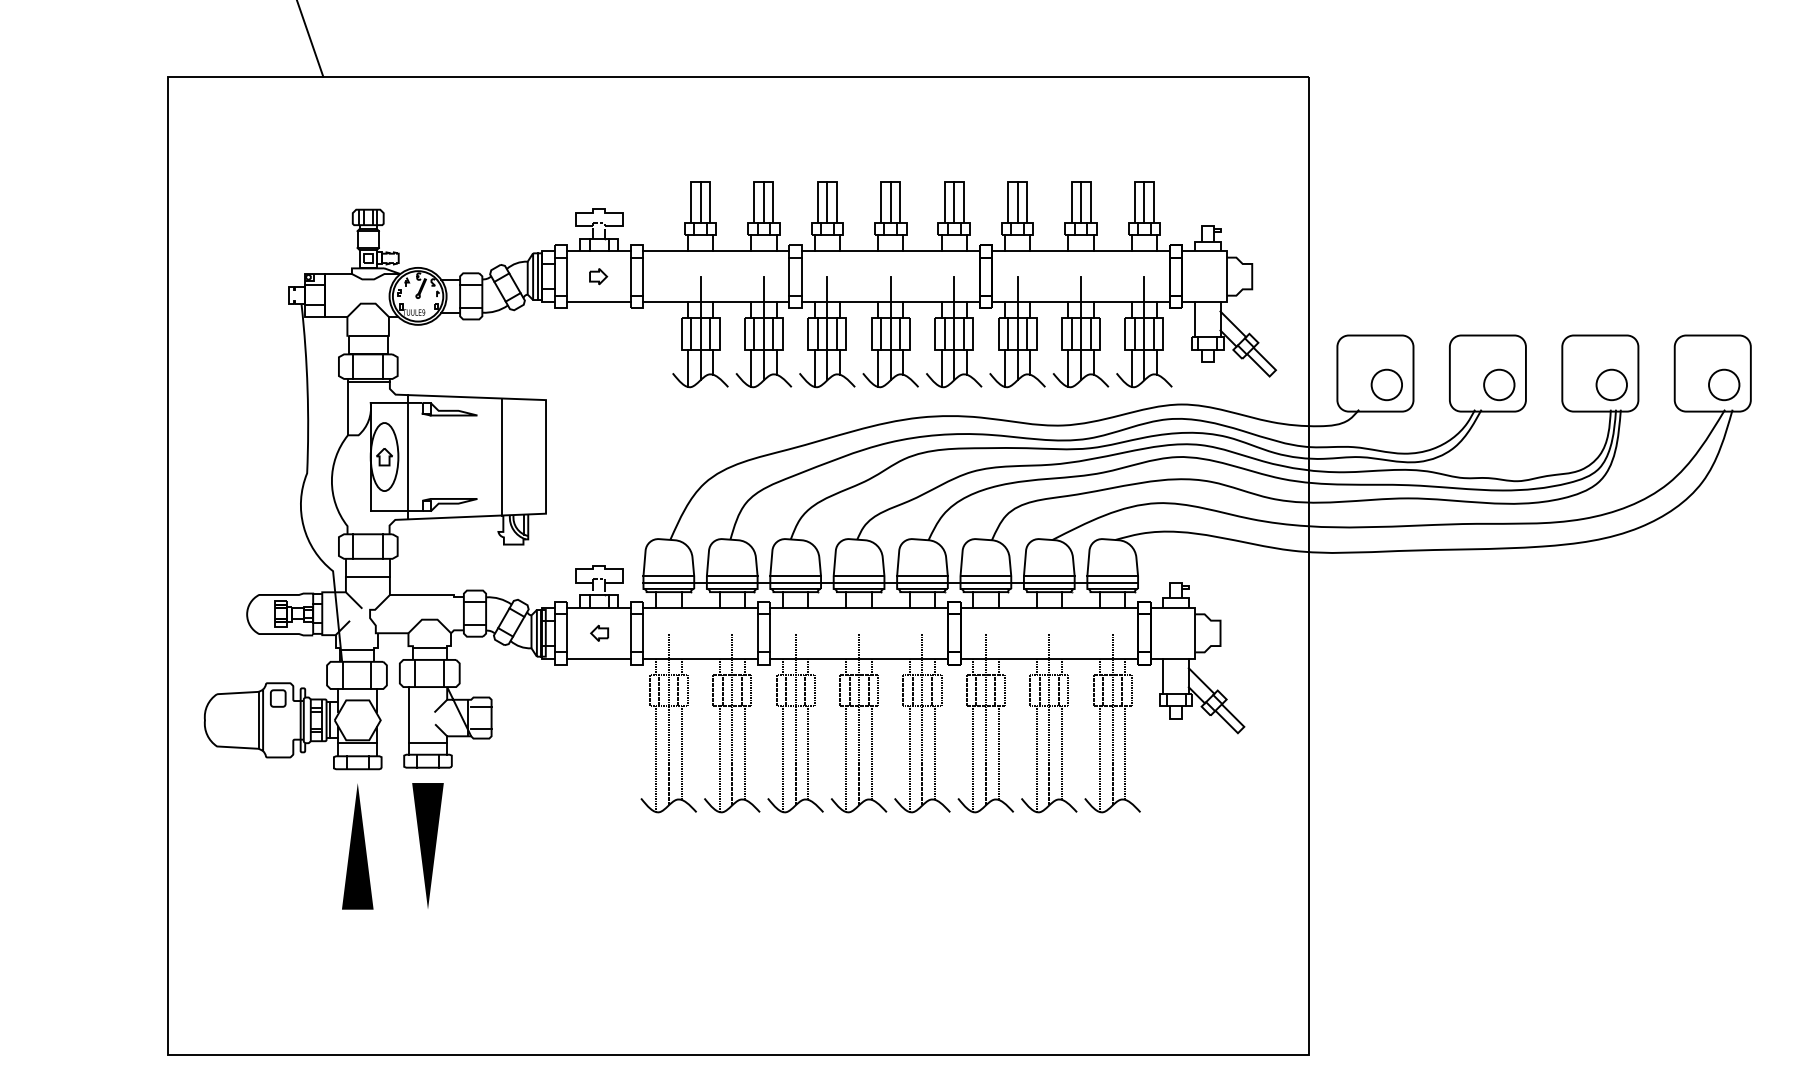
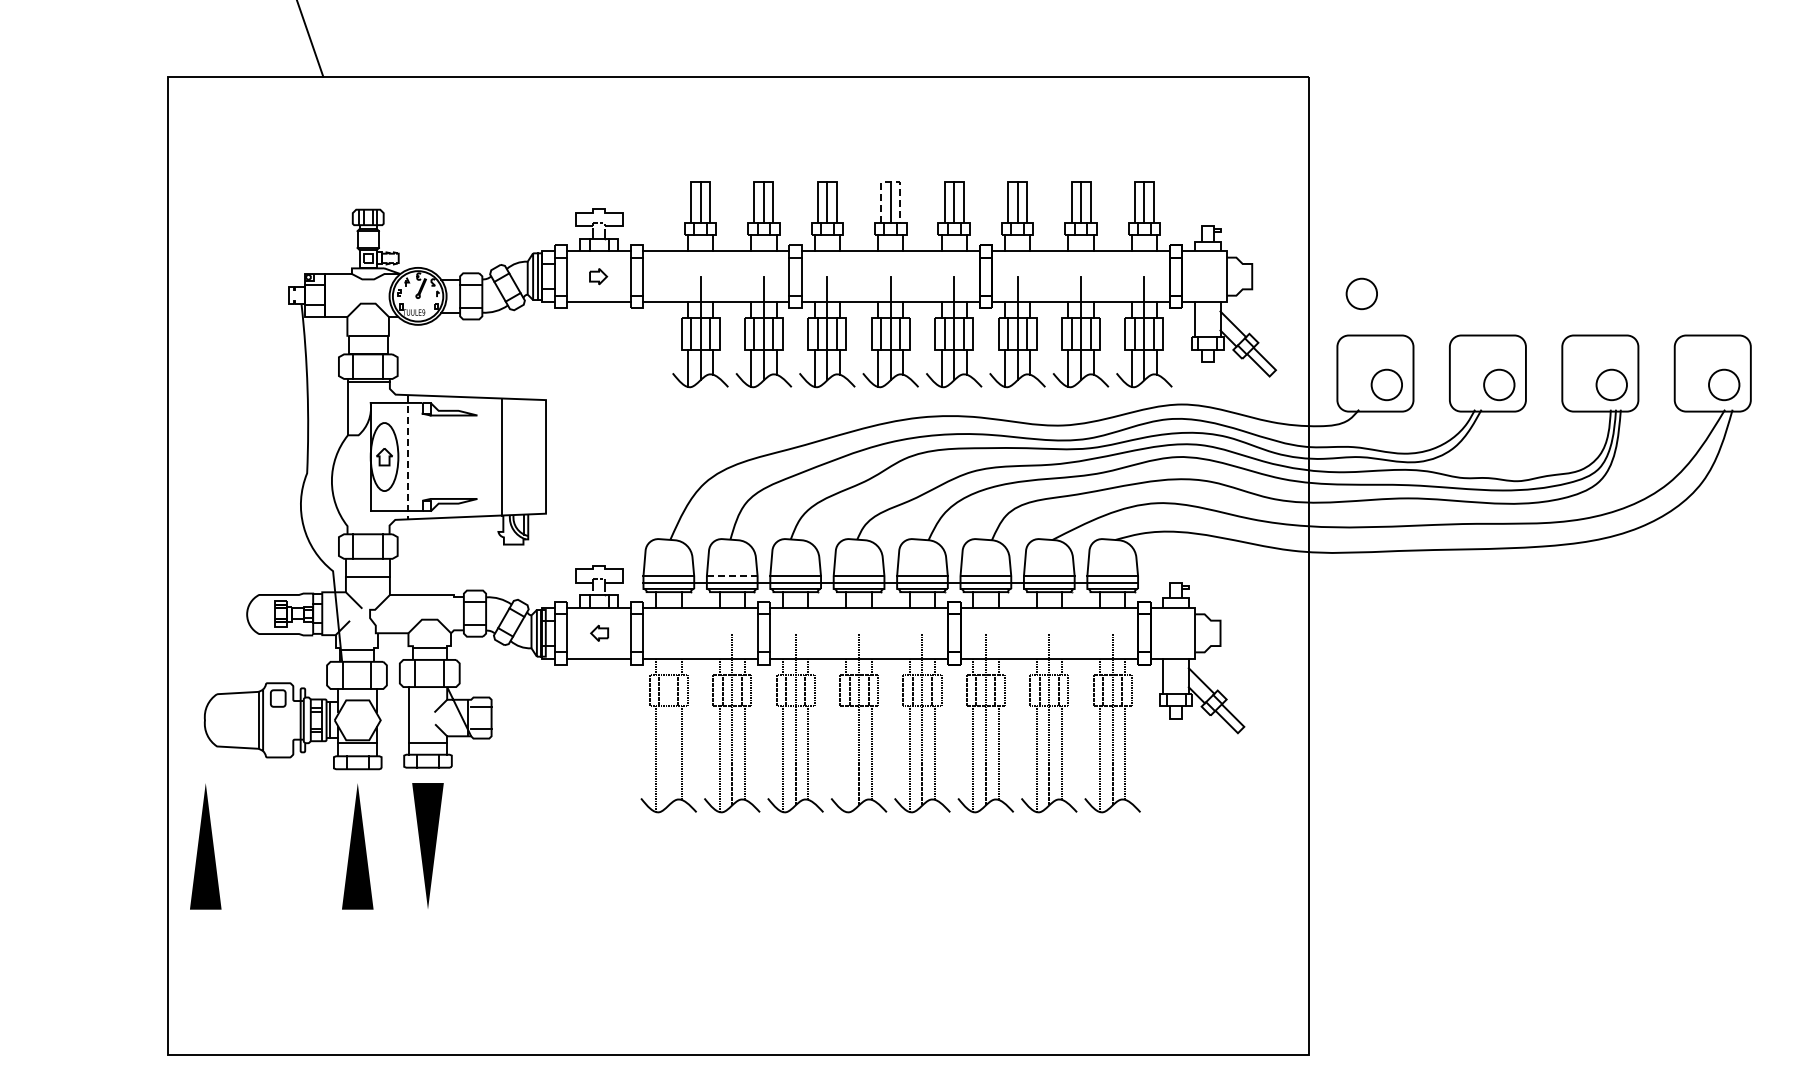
line: solid -> dashed (890, 182)
circle: none -> present (1361, 293)
line: solid -> dashed (408, 457)
line: solid -> dashed (732, 576)
line: present -> none (668, 719)
line: present -> none (846, 759)
line: none -> present (205, 846)
